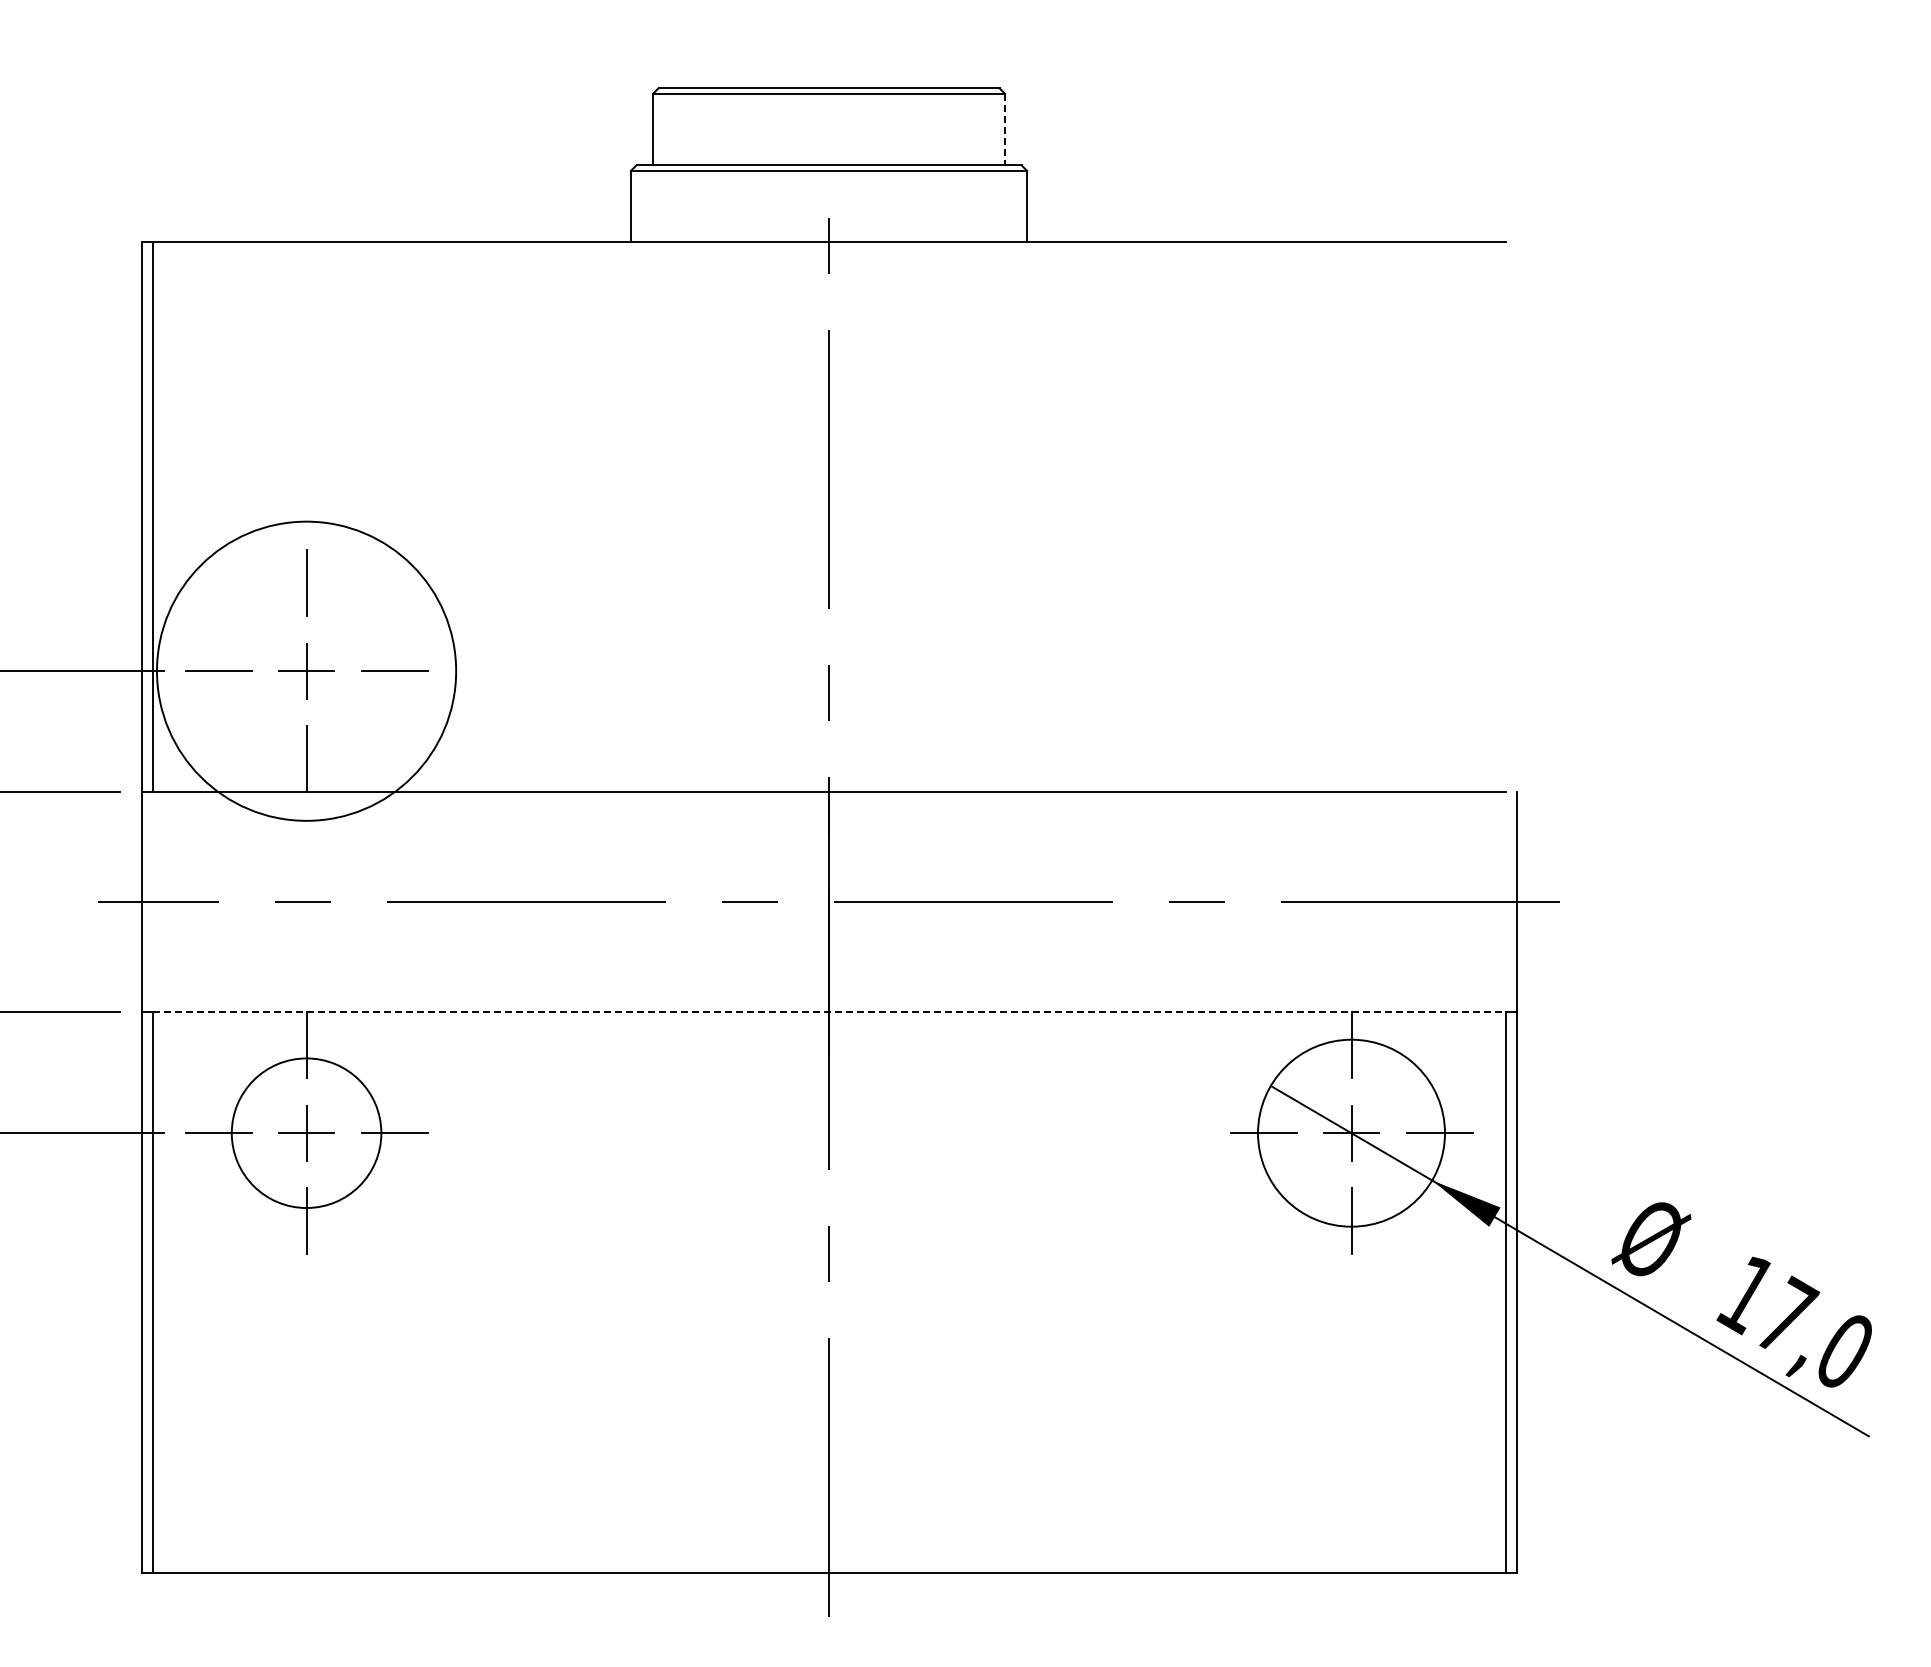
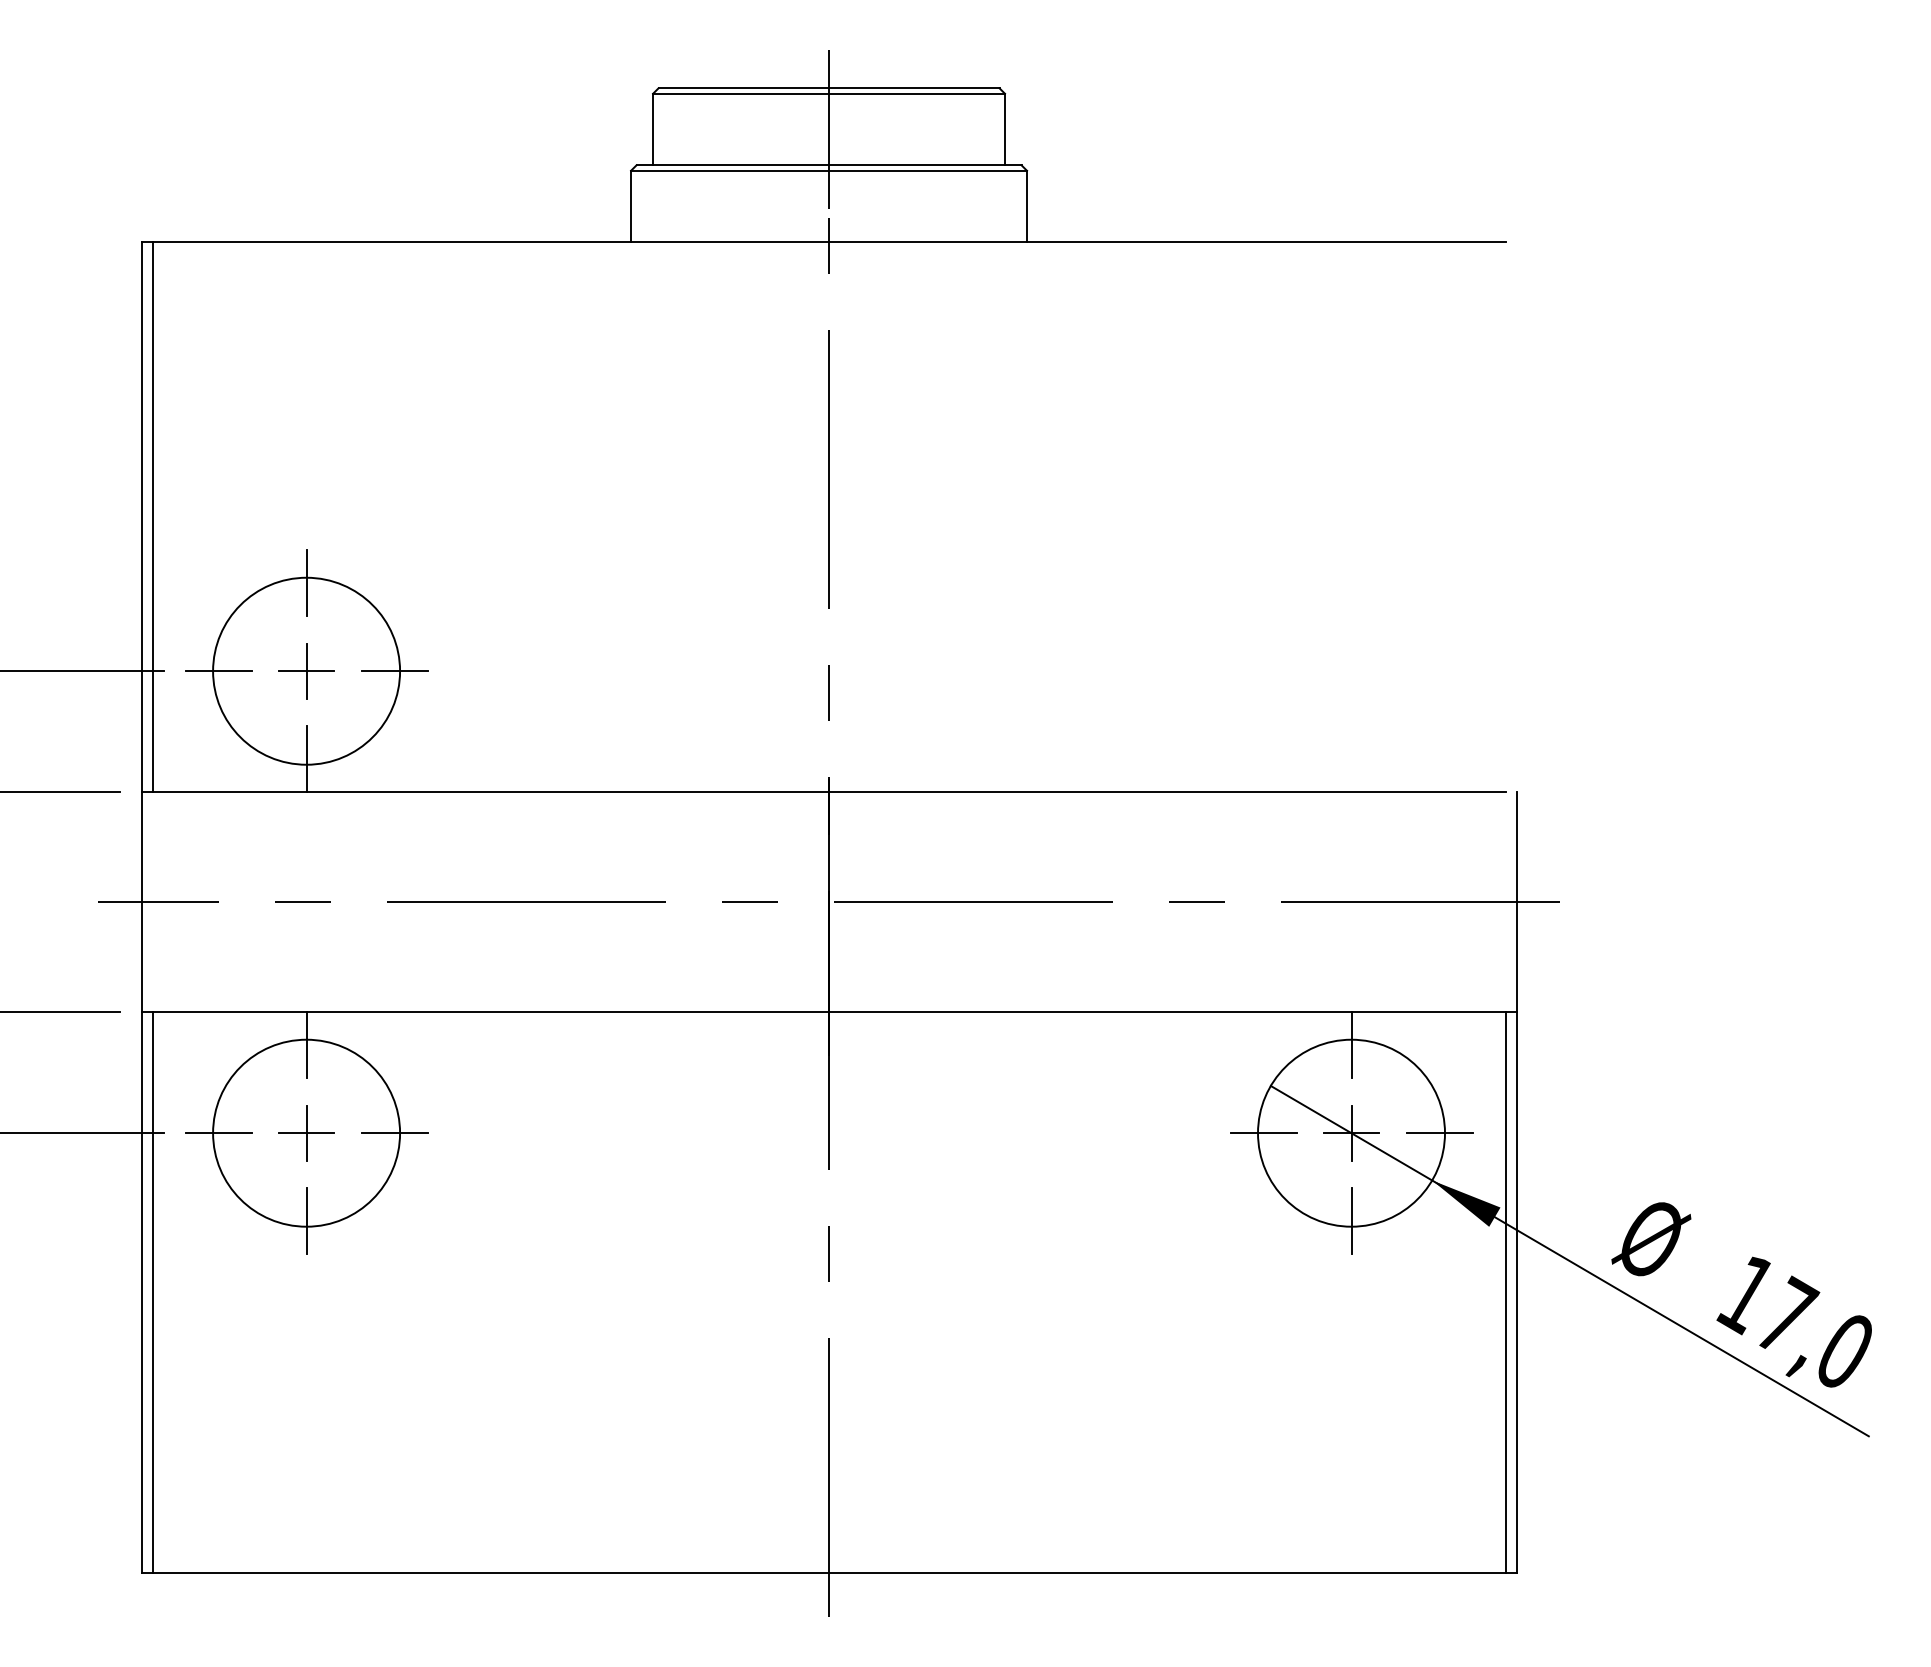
line: none -> present (829, 129)
line: dashed -> solid (1005, 129)
circle diameter: 299 px -> 187 px (306, 670)
line: dashed -> solid (829, 1012)
circle diameter: 150 px -> 187 px (306, 1132)
